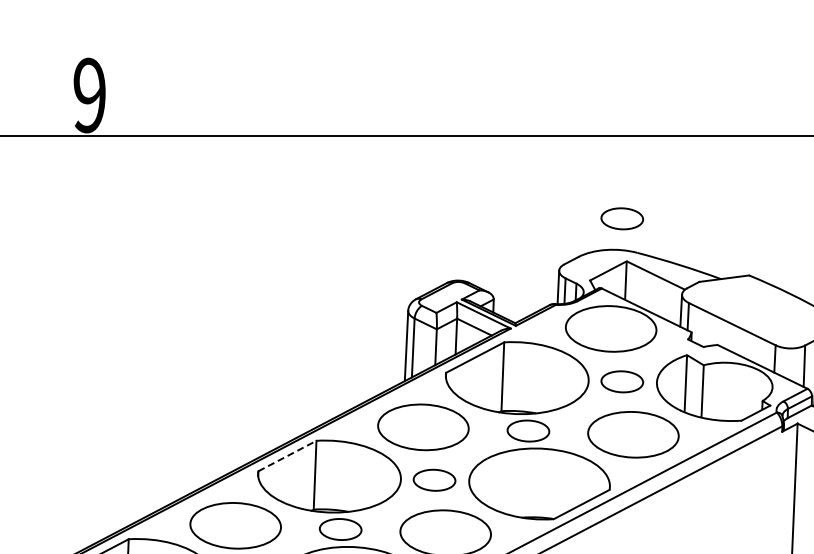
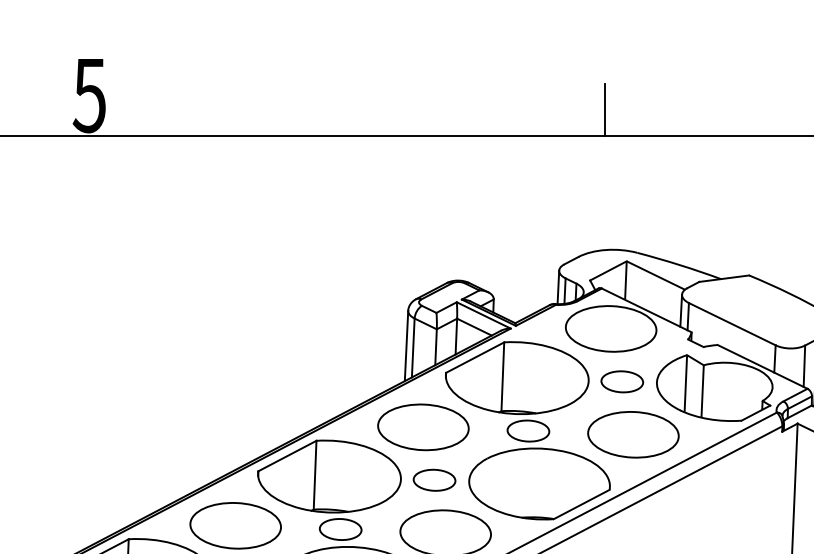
text: 9 -> 5 (88, 95)
line: none -> present (604, 109)
part: present -> none (622, 218)
line: dashed -> solid (287, 456)
